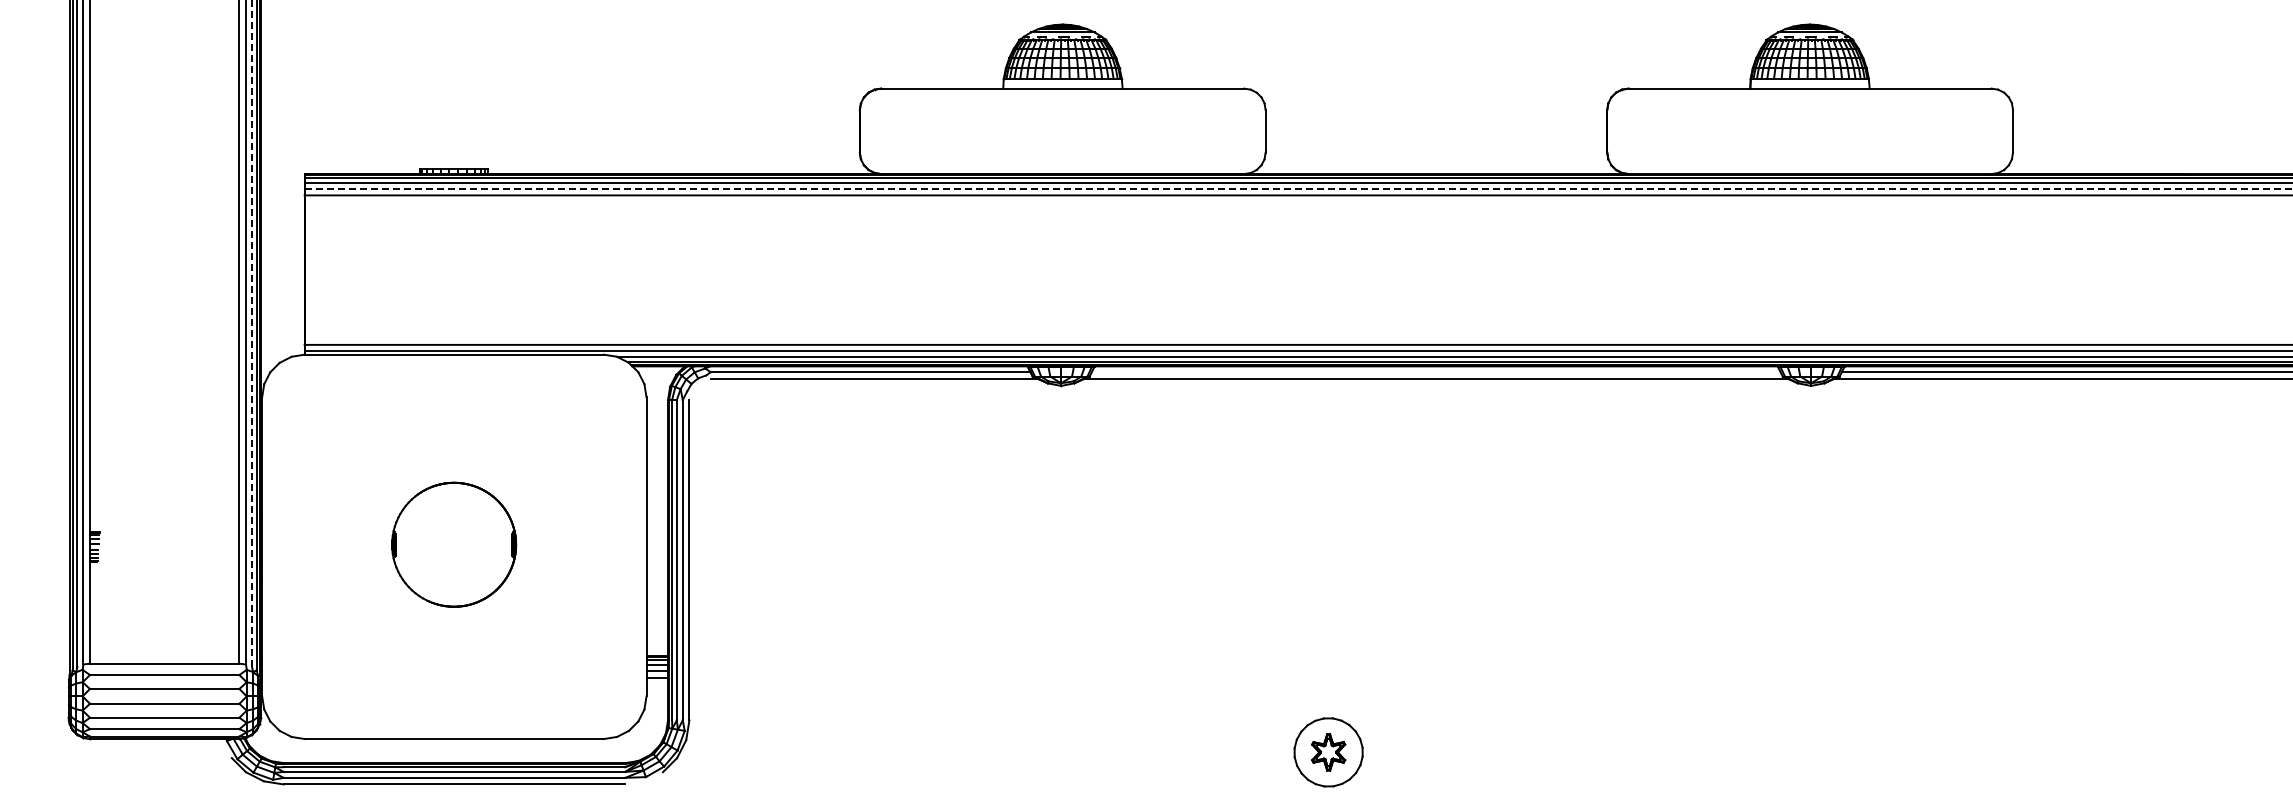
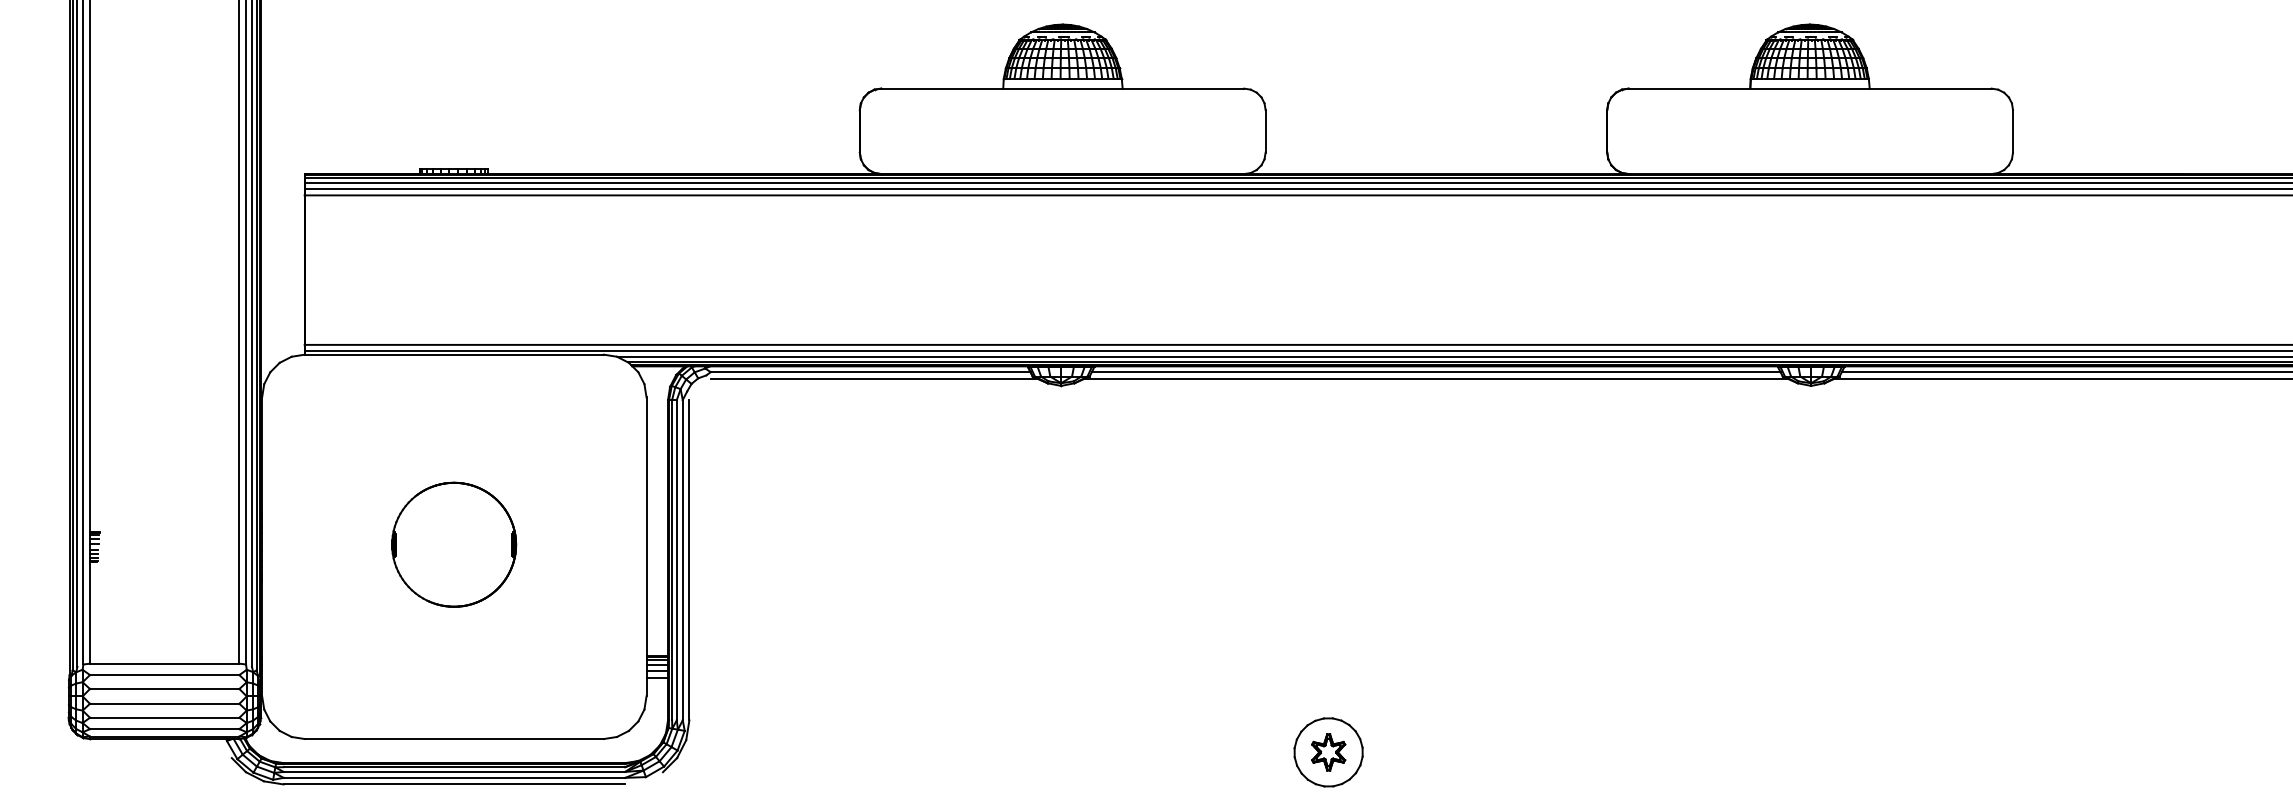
line: dashed -> solid (1298, 188)
line: dashed -> solid (252, 333)
line: none -> present (1435, 372)
